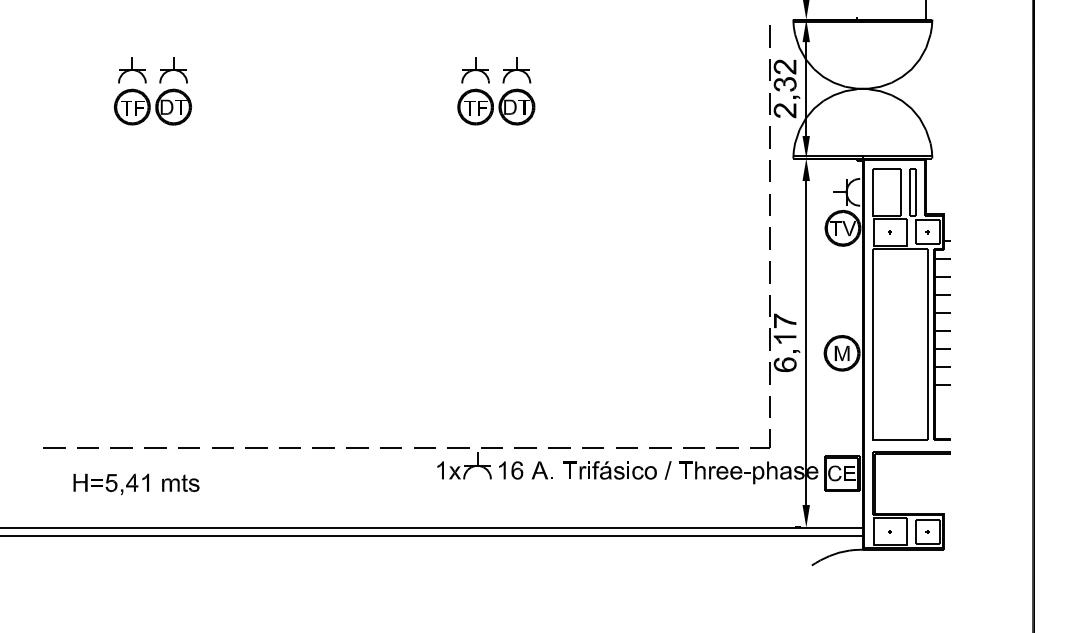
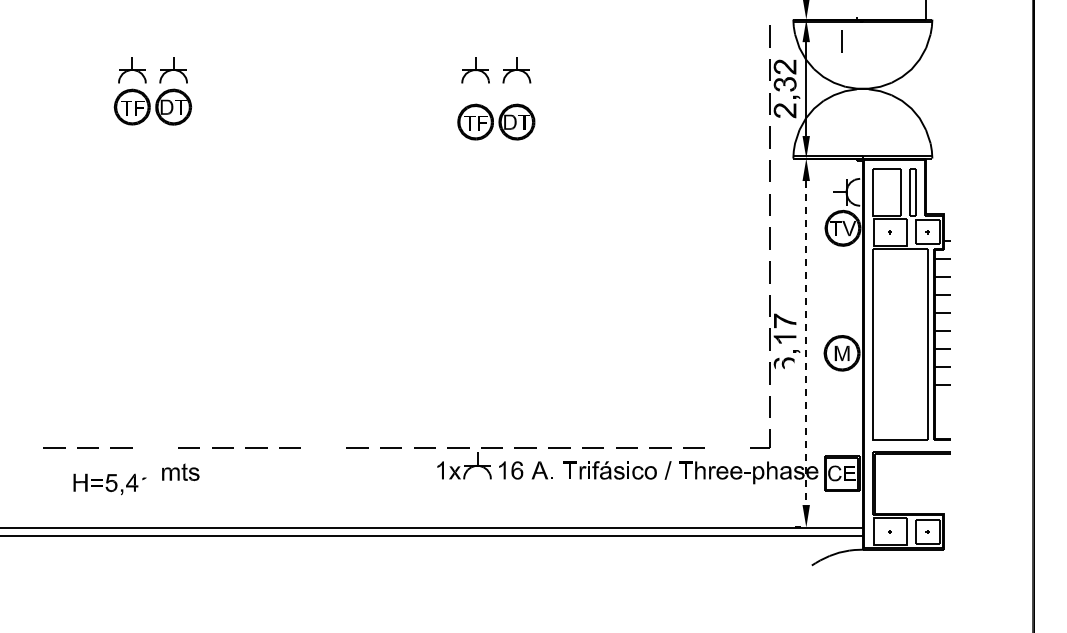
line: none -> present (841, 41)
part position: (496, 106) -> (496, 121) (496, 121)
line: solid -> dashed (806, 343)
fill: present -> none (785, 365)
line: present -> none (155, 447)
line: present -> none (323, 447)
line: present -> none (727, 447)
fill: present -> none (146, 482)
part position: (180, 483) -> (180, 472) (180, 472)
